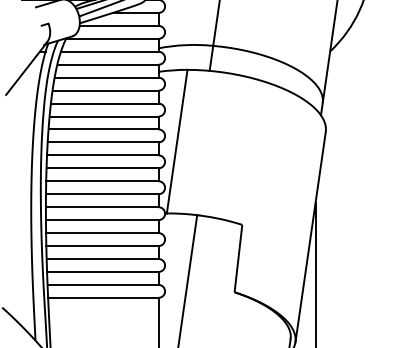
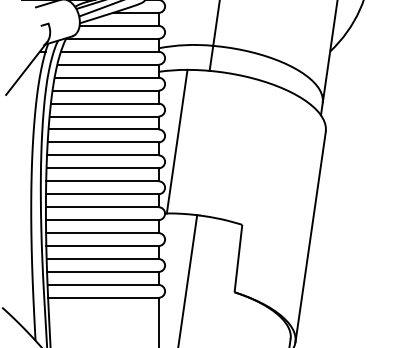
line: present -> none (315, 273)
